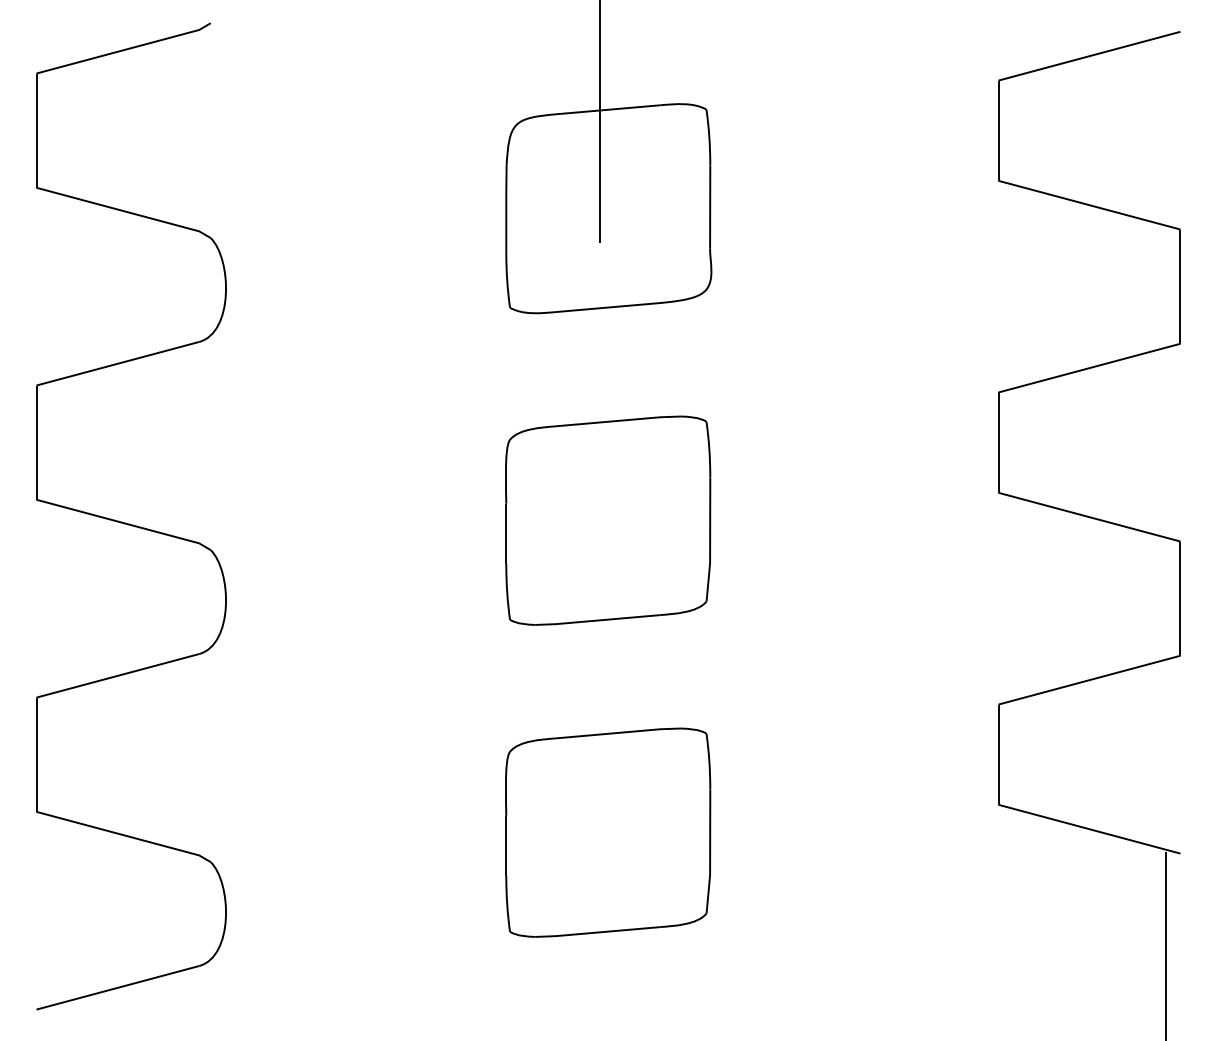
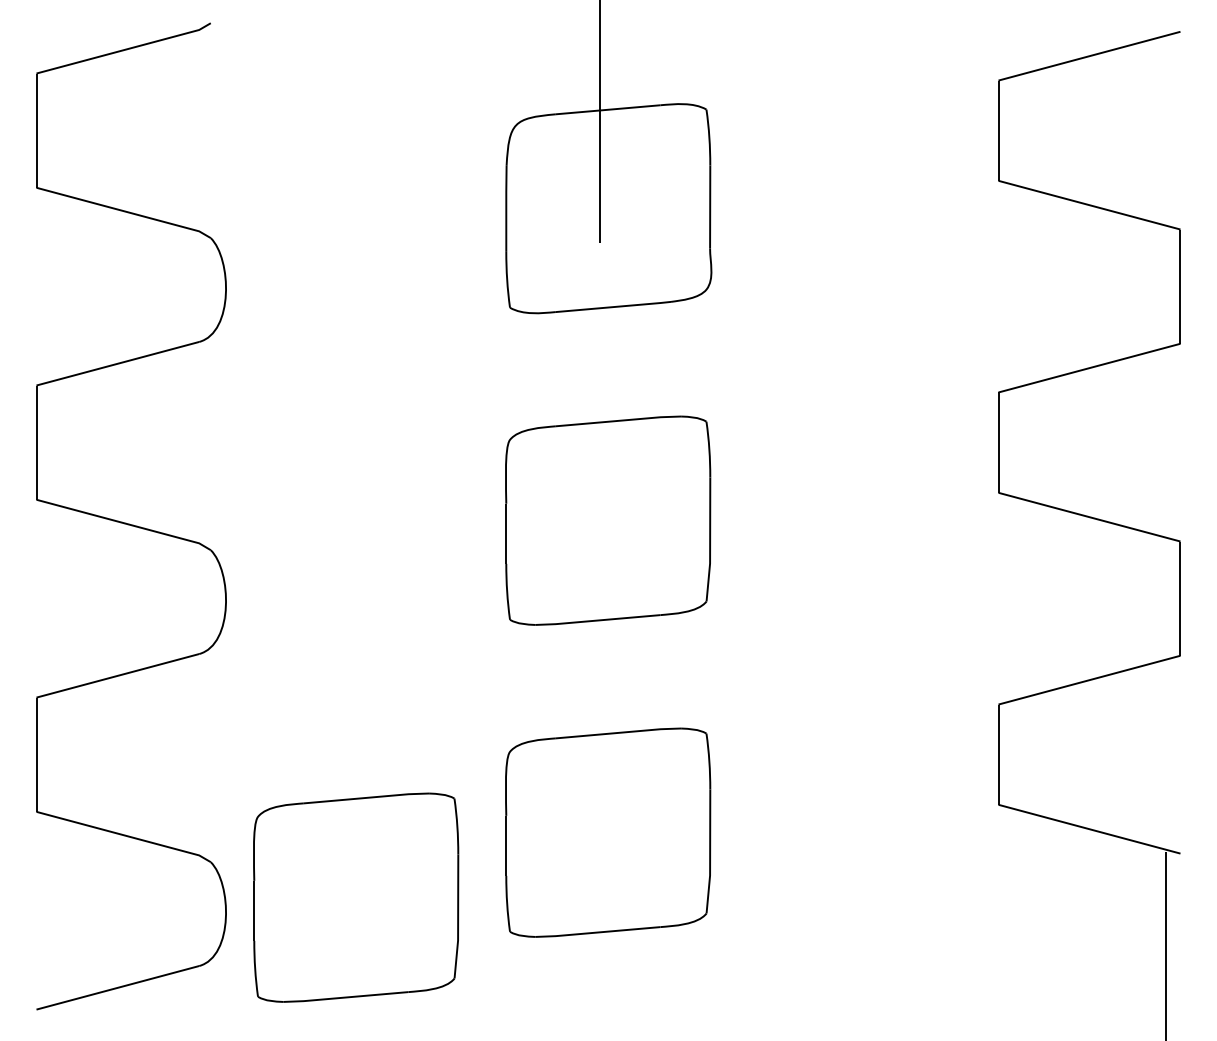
part: none -> present (356, 897)
